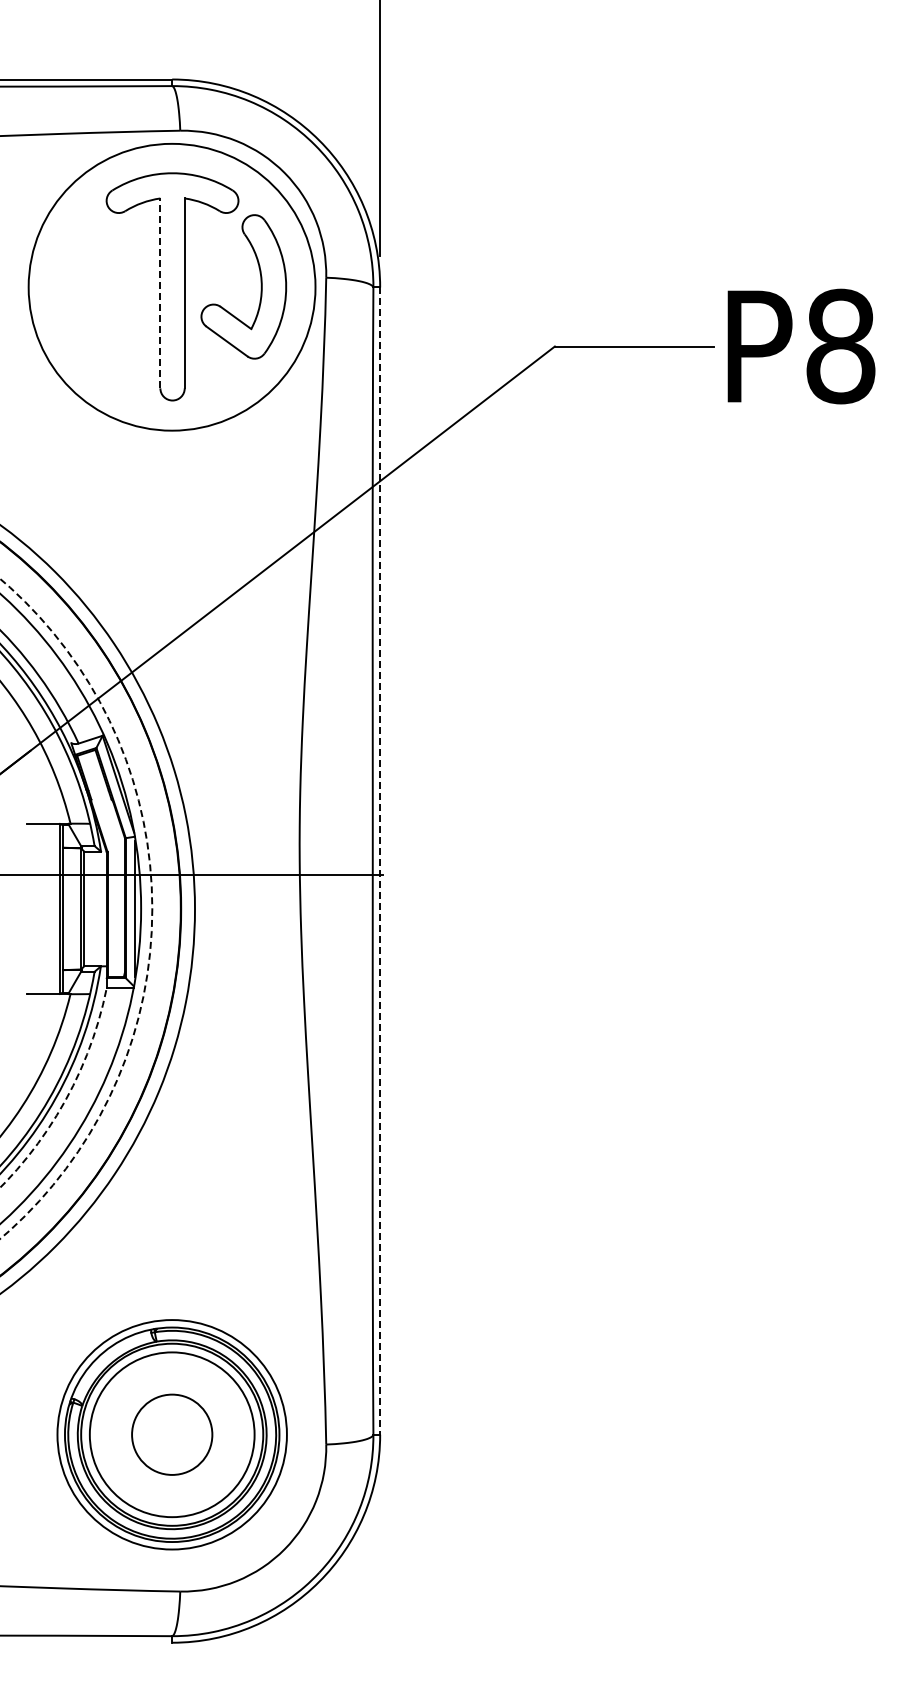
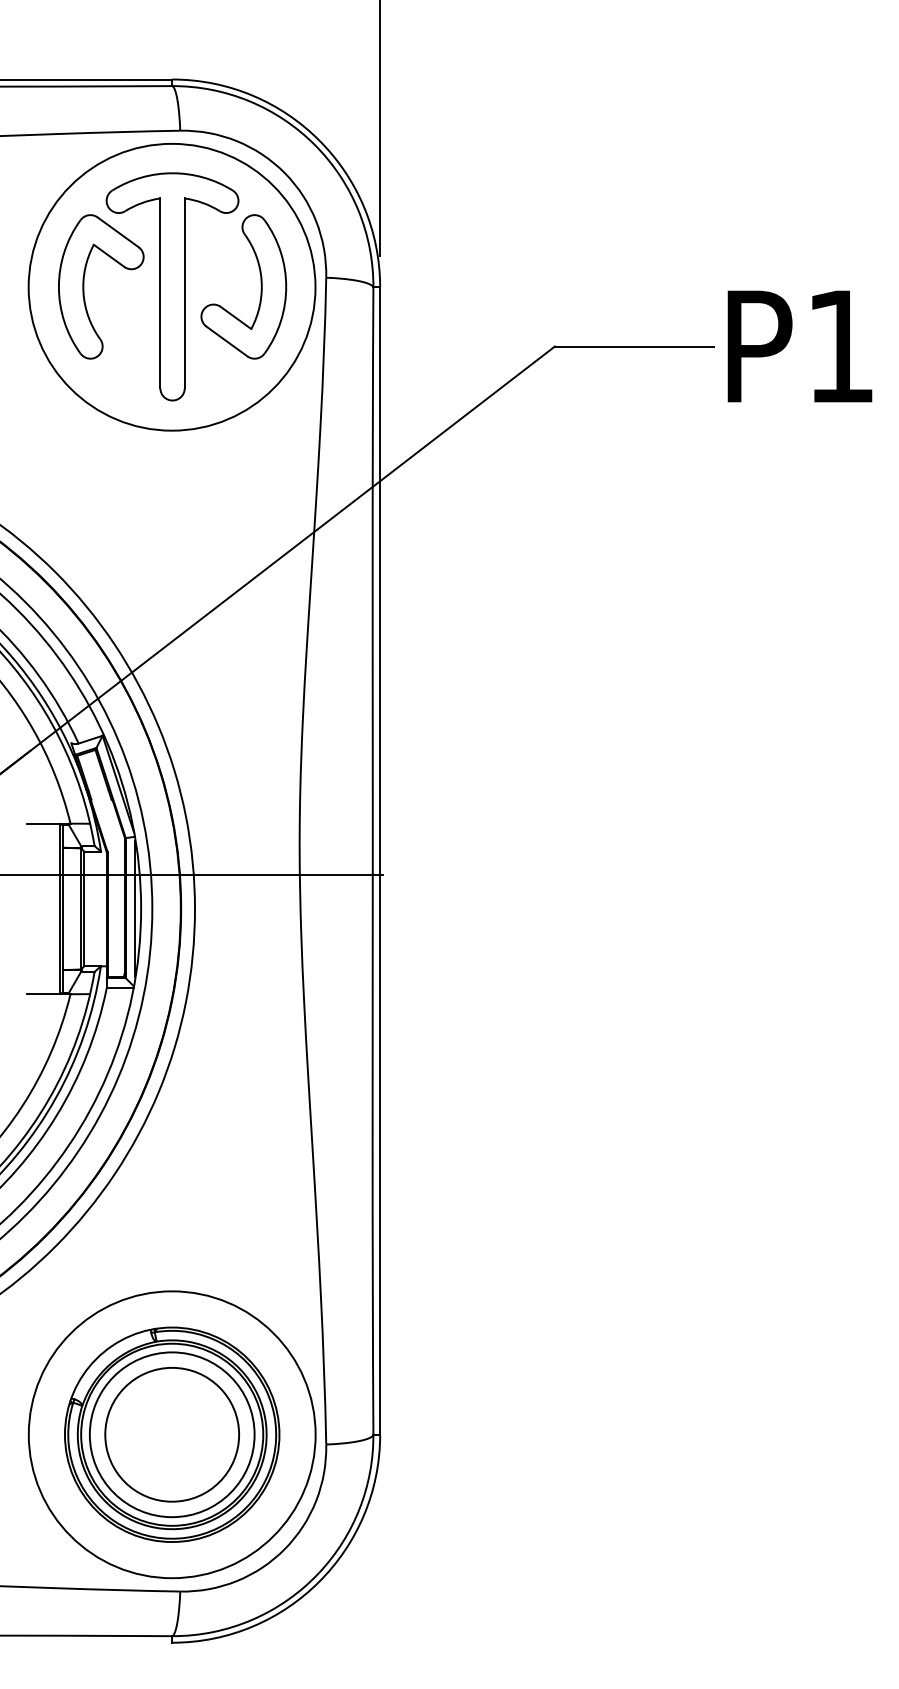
part: none -> present (84, 286)
line: dashed -> solid (160, 293)
text: P8 -> P1 (840, 346)
line: dashed -> solid (380, 861)
circle: dashed -> solid (76, 908)
arc: dashed -> solid (68, 1094)
circle diameter: 229 px -> 287 px (171, 1434)
circle diameter: 80 px -> 134 px (172, 1434)
